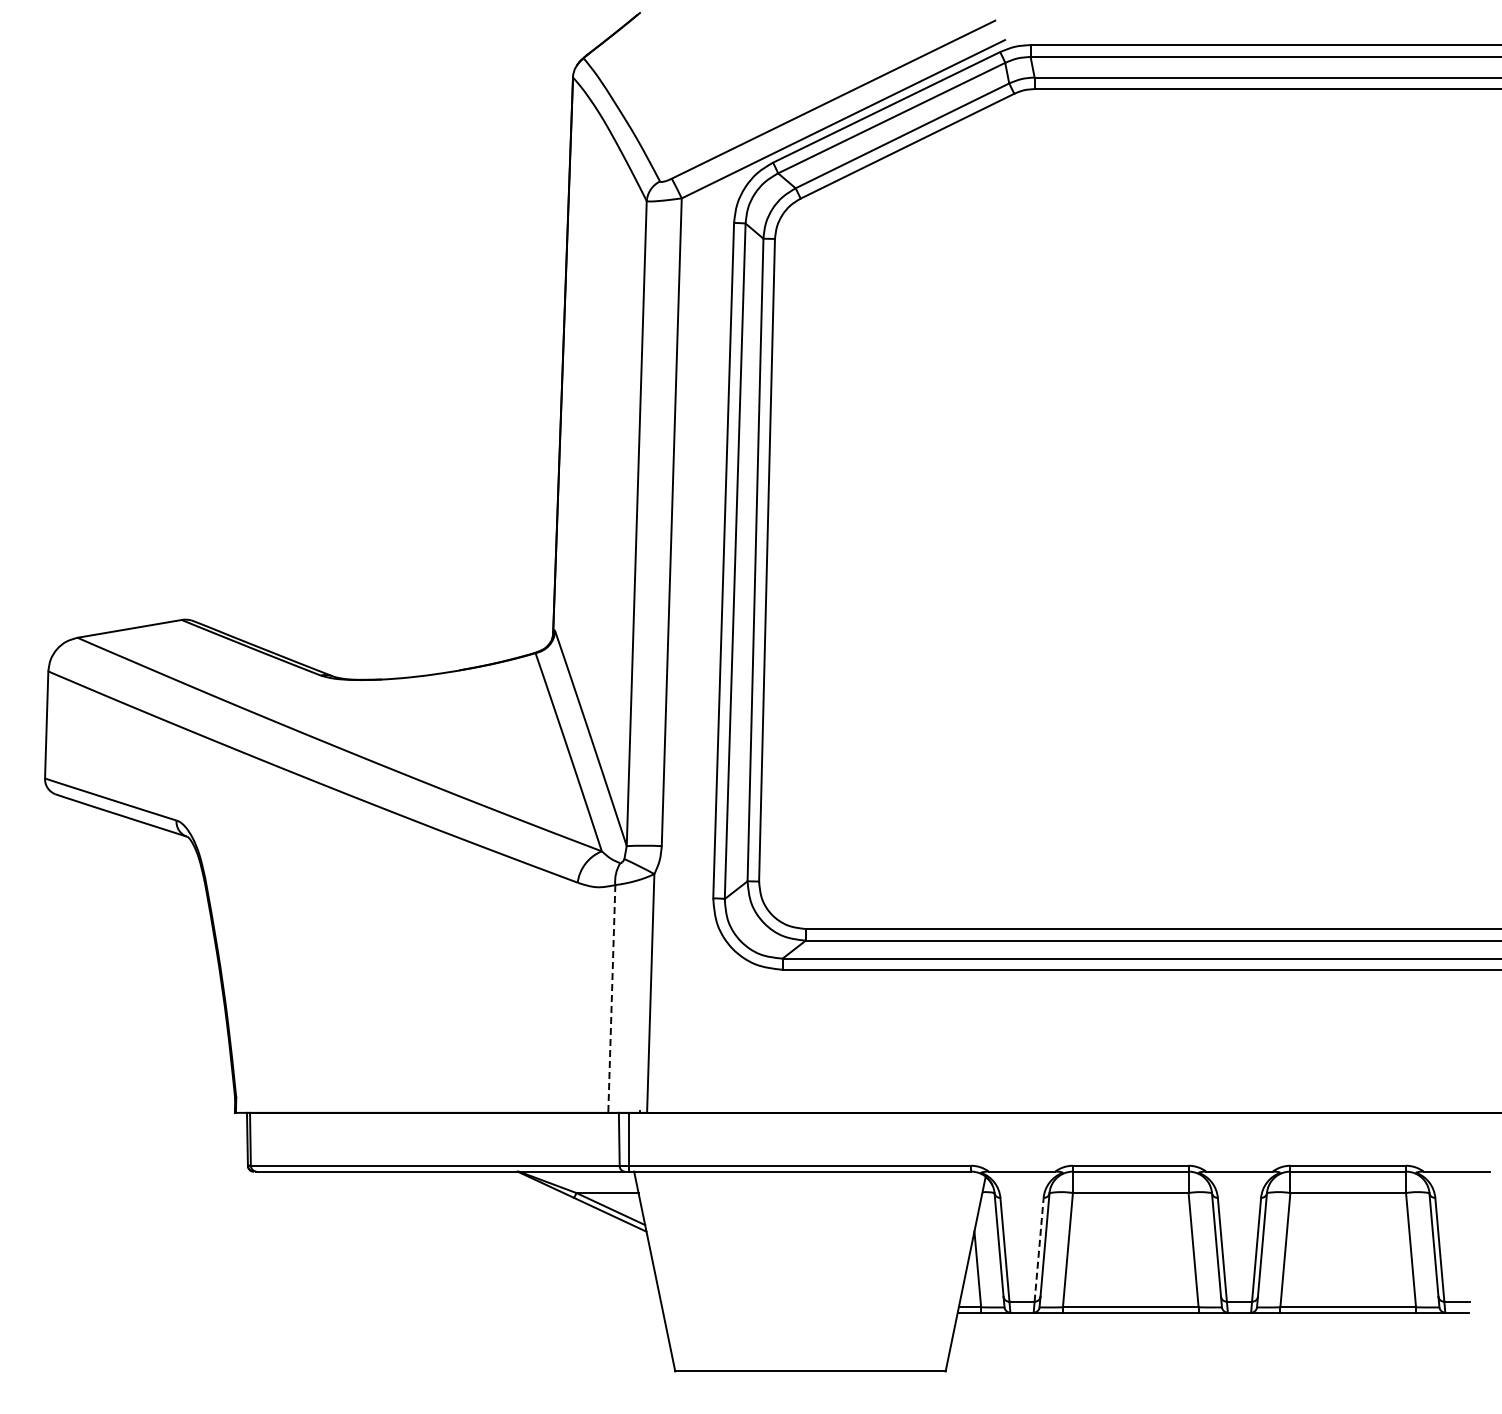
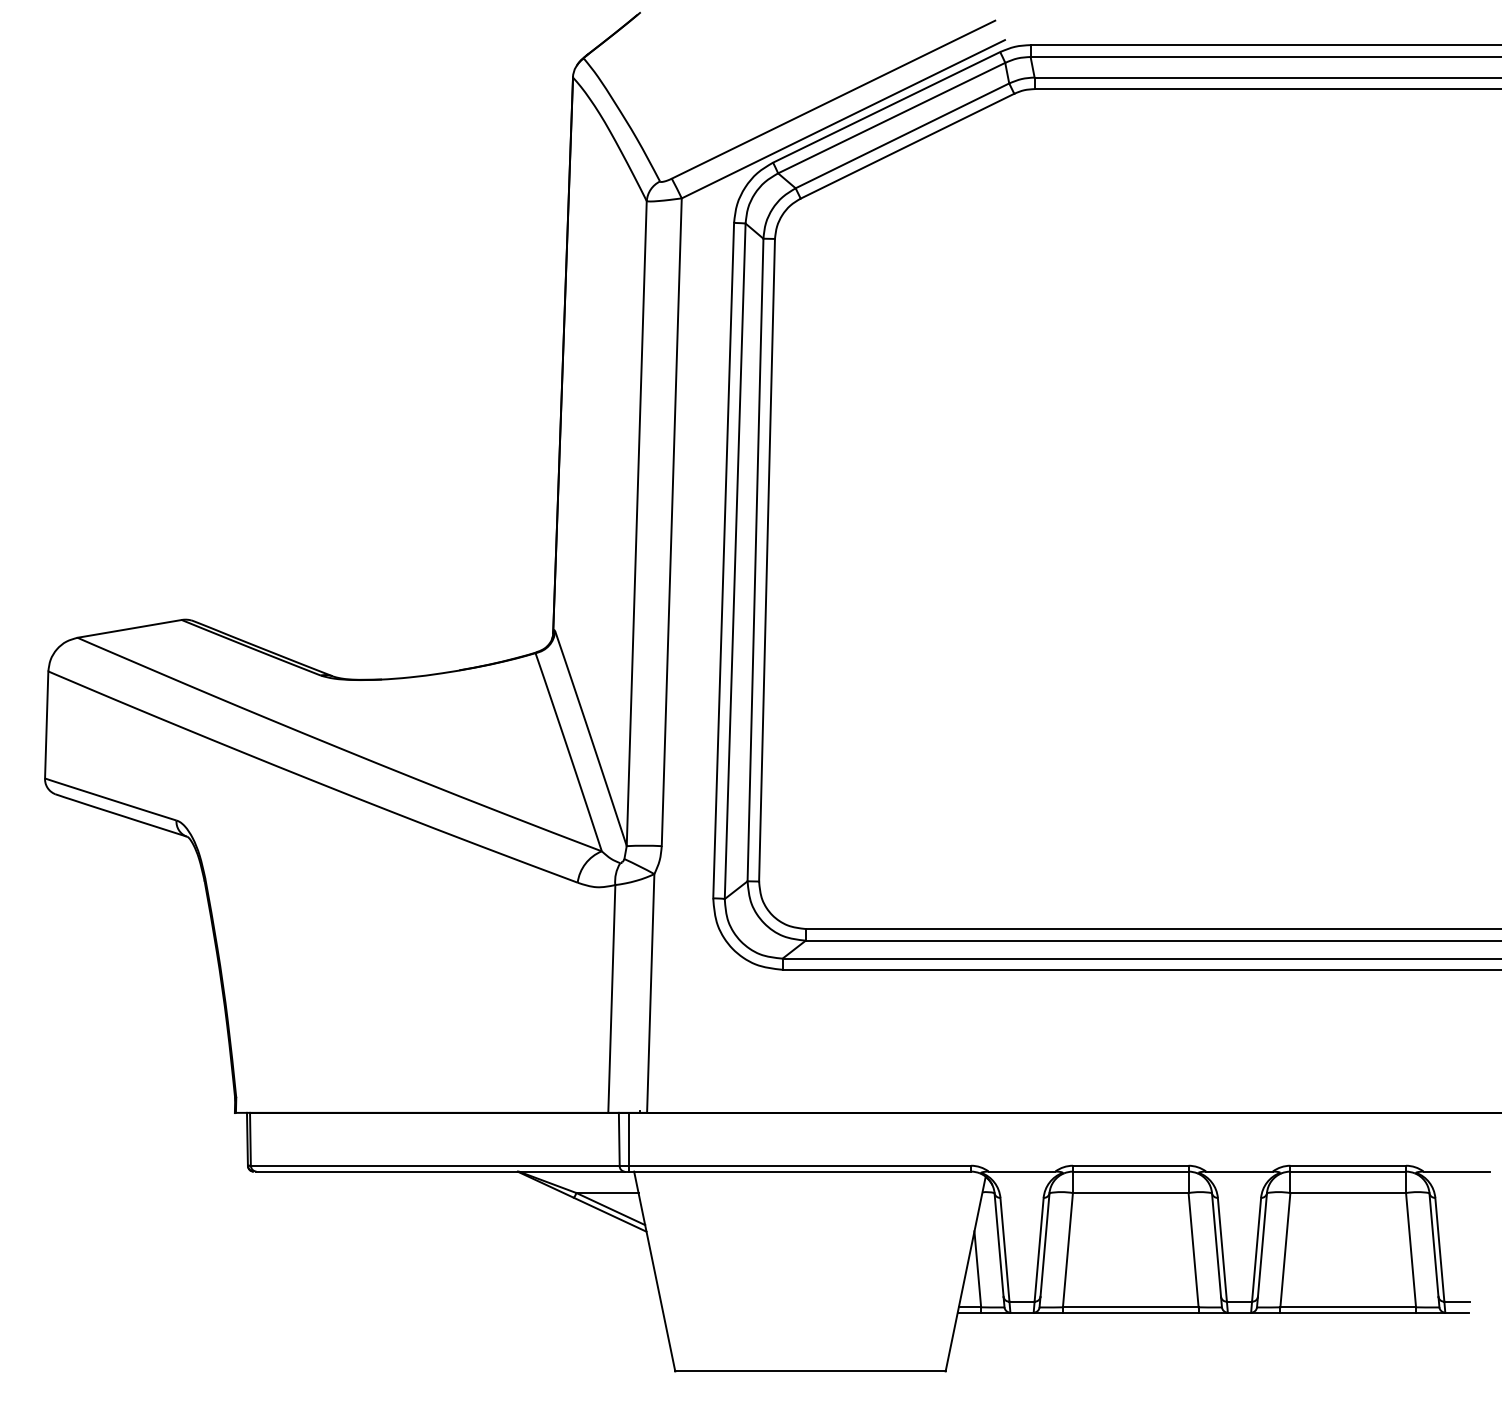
line: dashed -> solid (611, 998)
line: dashed -> solid (1039, 1249)
